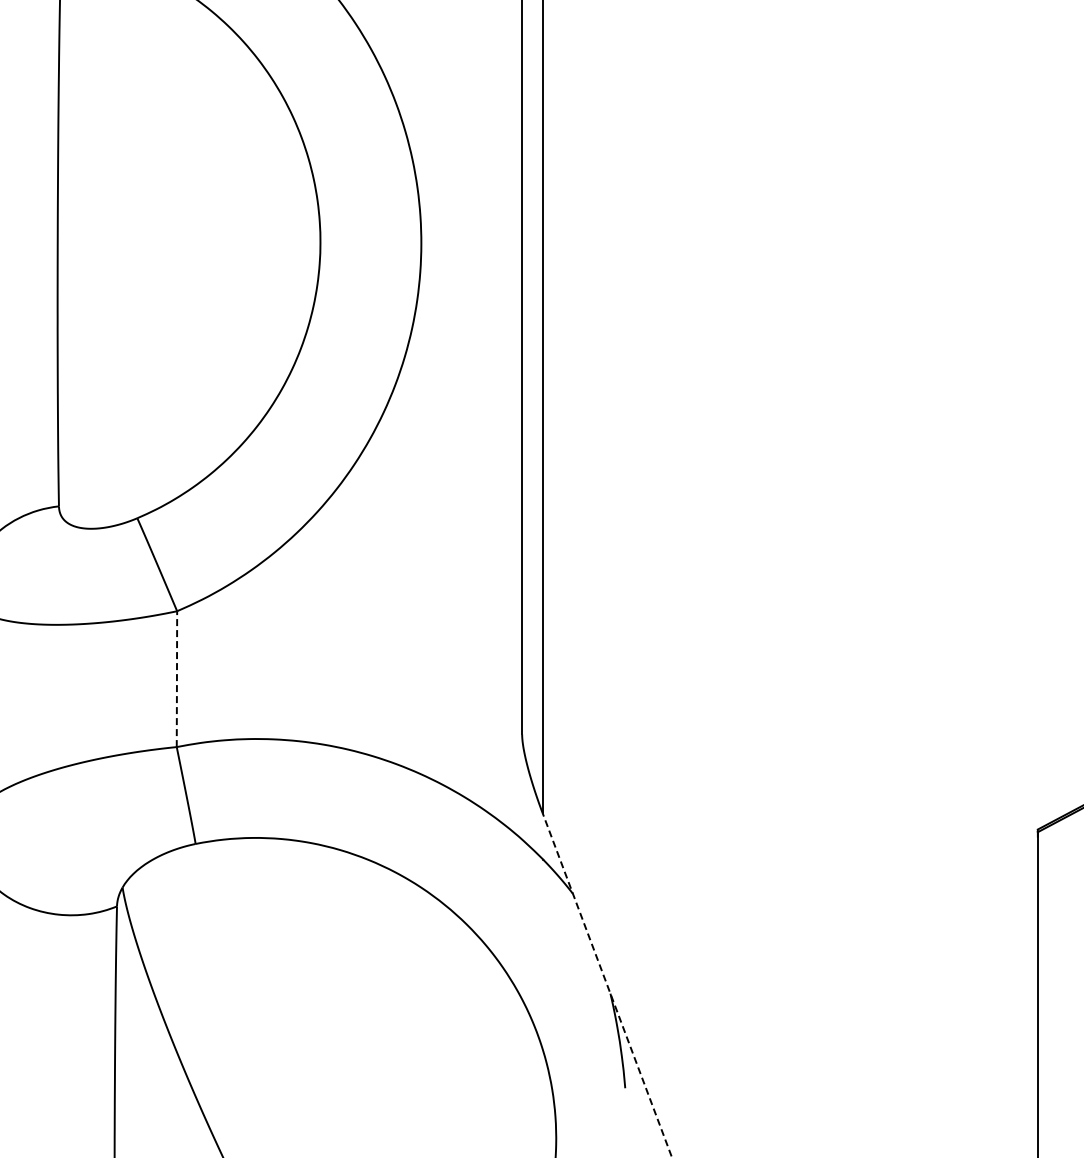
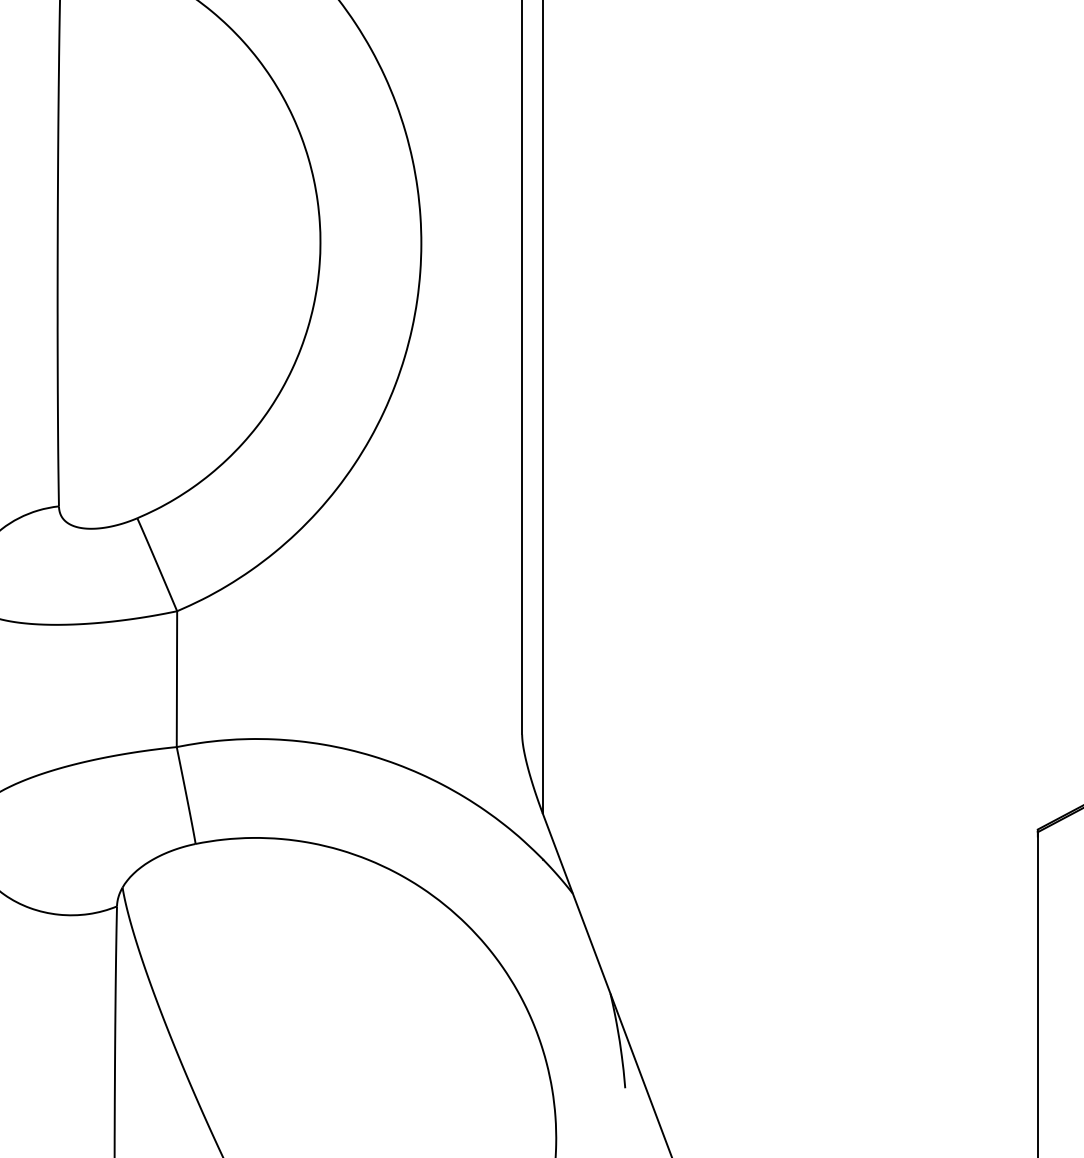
line: dashed -> solid (176, 679)
line: dashed -> solid (607, 985)
